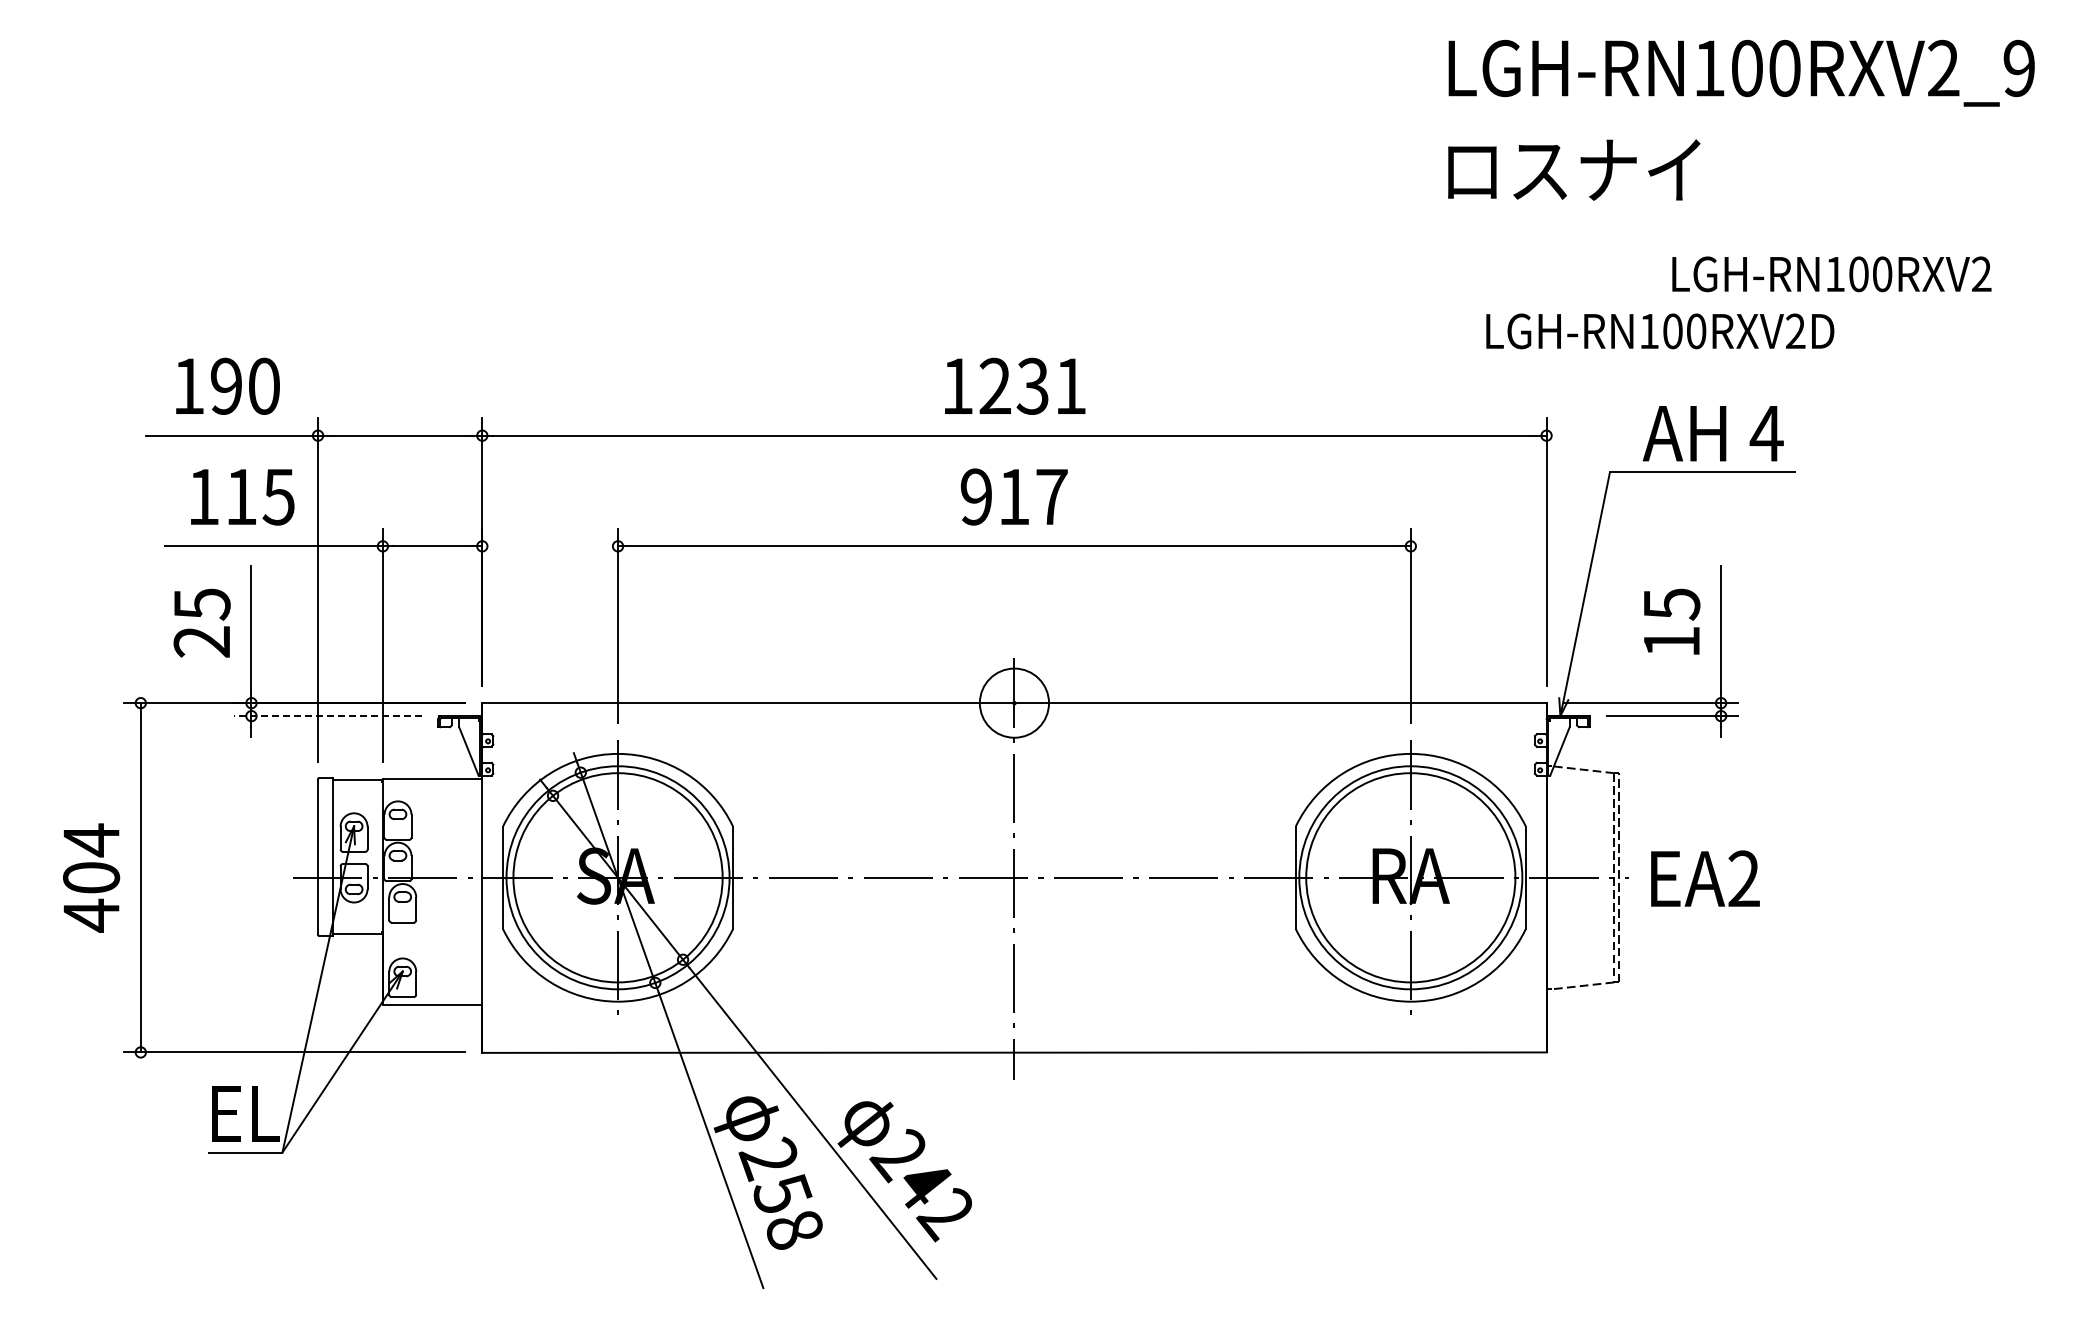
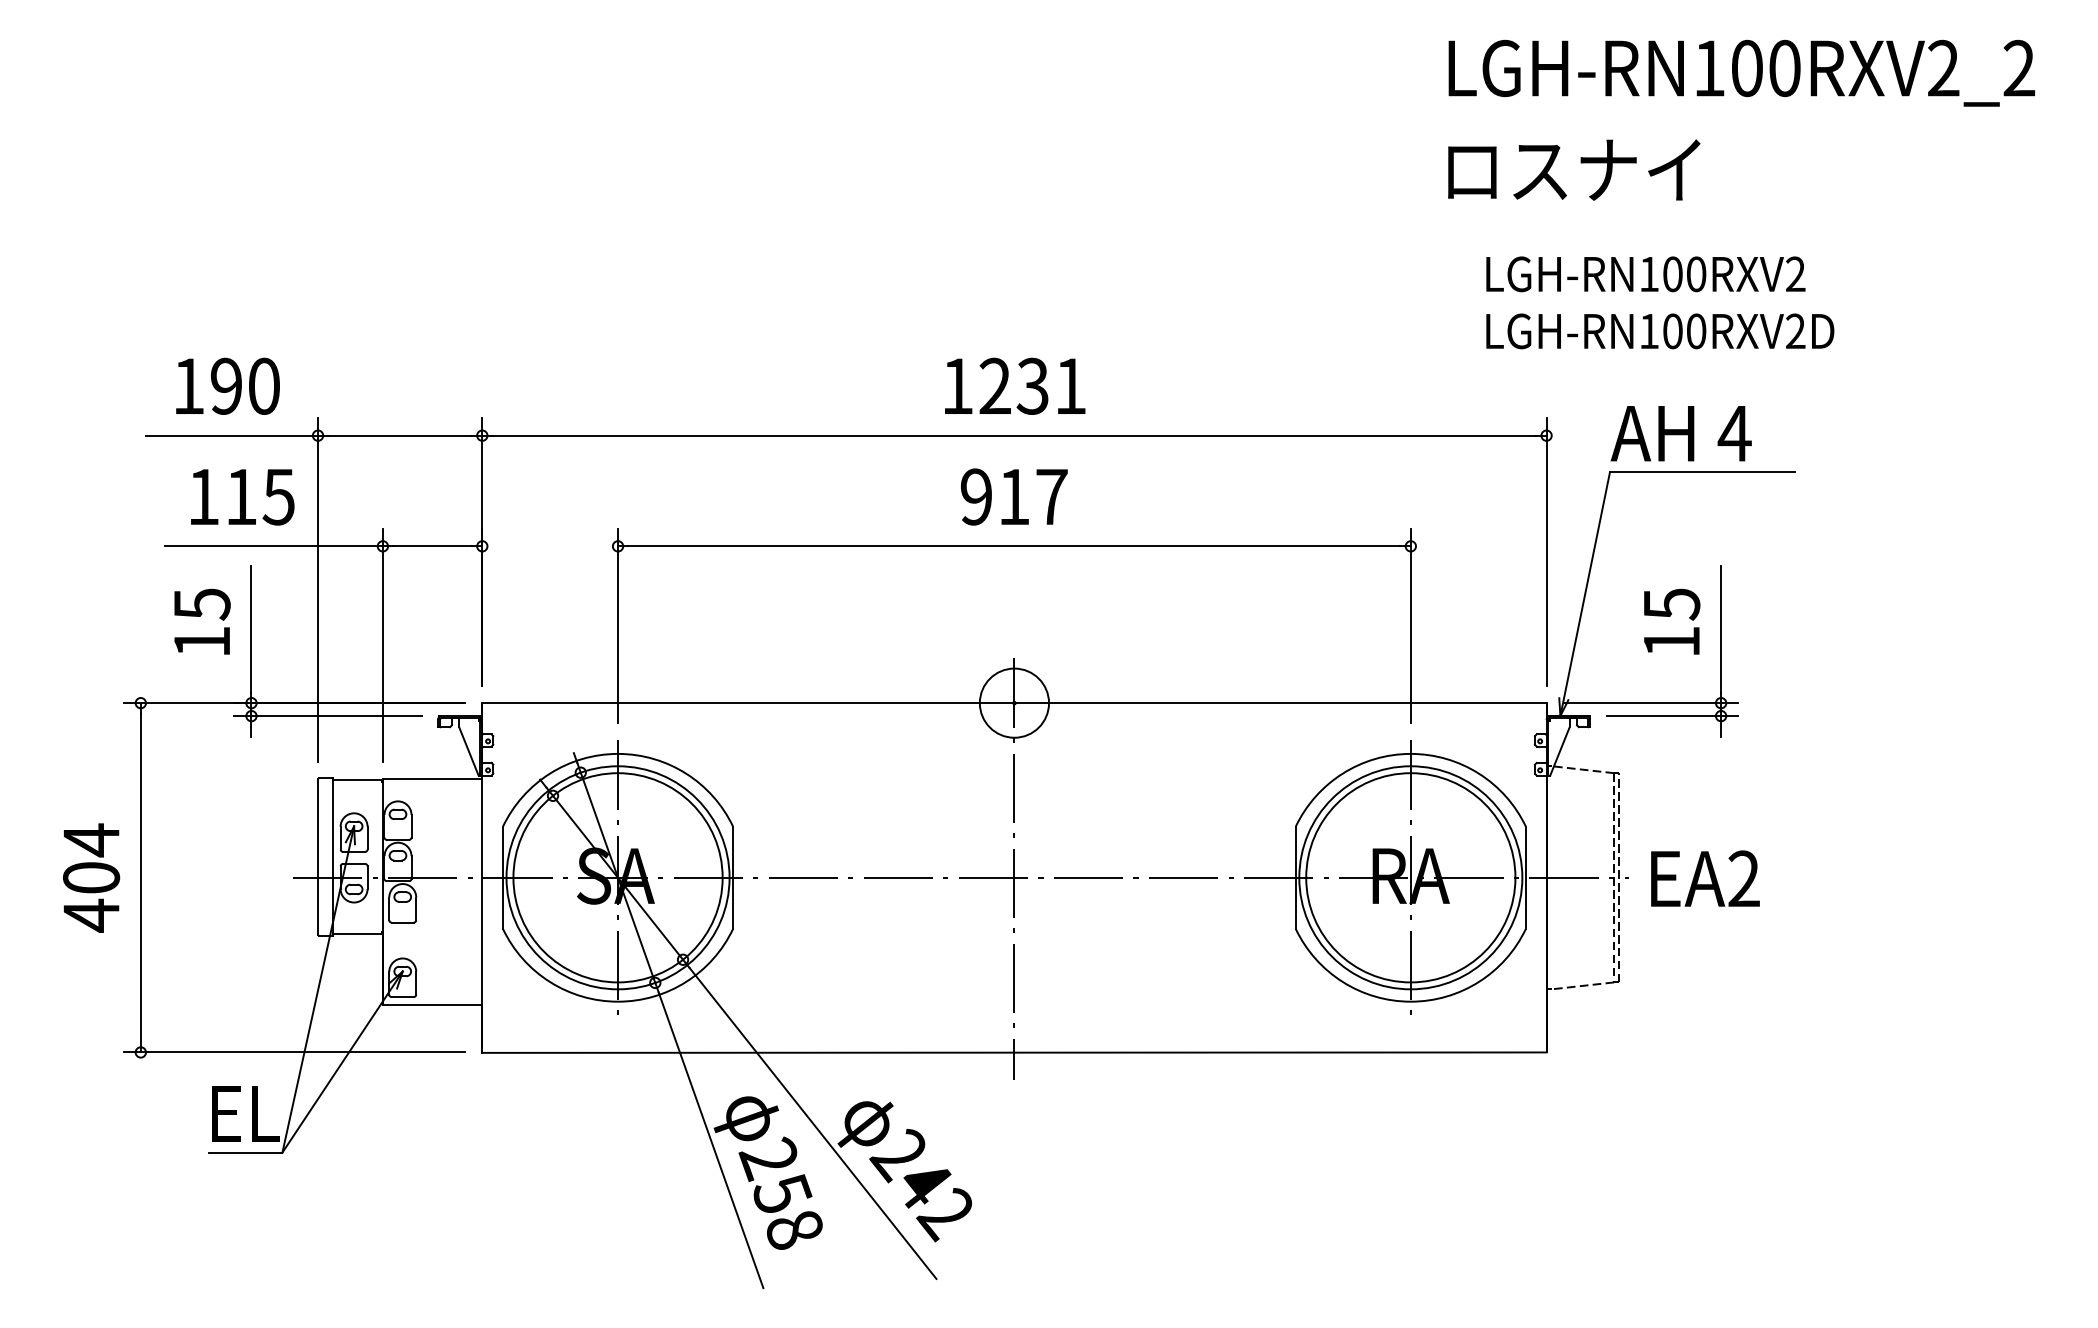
text: LGH-RN100RXV2_9 -> LGH-RN100RXV2_2 (2019, 68)
text position: (1831, 274) -> (1645, 274) (1645, 274)
text position: (1712, 433) -> (1680, 433) (1680, 433)
text: 25 -> 15 (201, 641)
line: dashed -> solid (327, 716)
